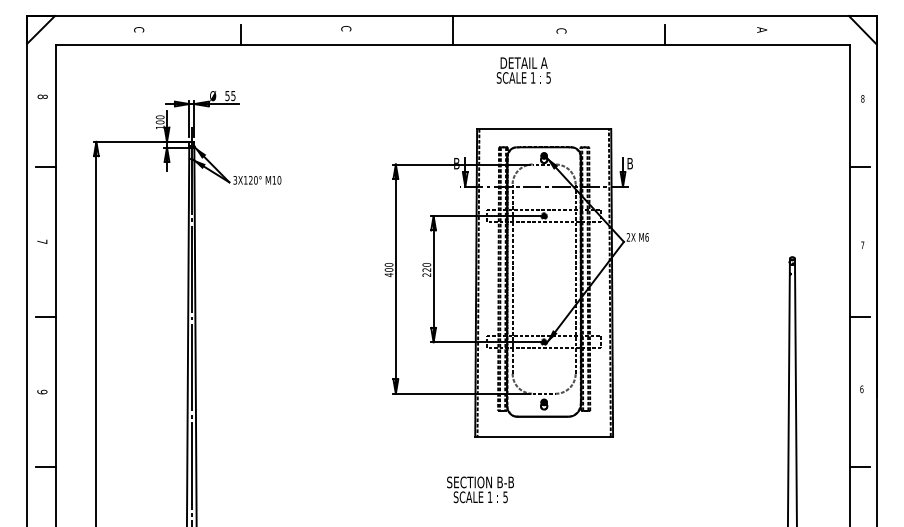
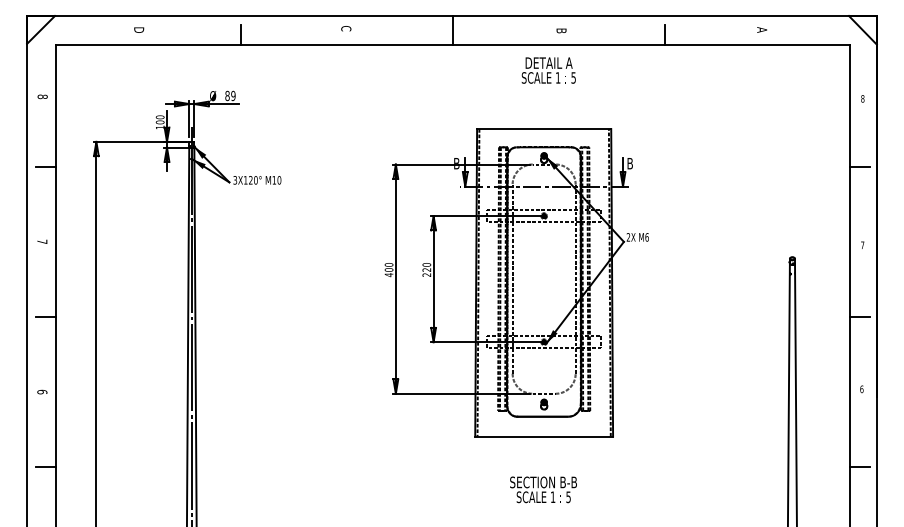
text: C -> D (139, 29)
text: C -> B (561, 30)
text position: (523, 70) -> (548, 70) (548, 70)
text: 55 -> 89 (230, 95)
text: 9 -> 6 (42, 391)
text position: (480, 489) -> (543, 489) (543, 489)
